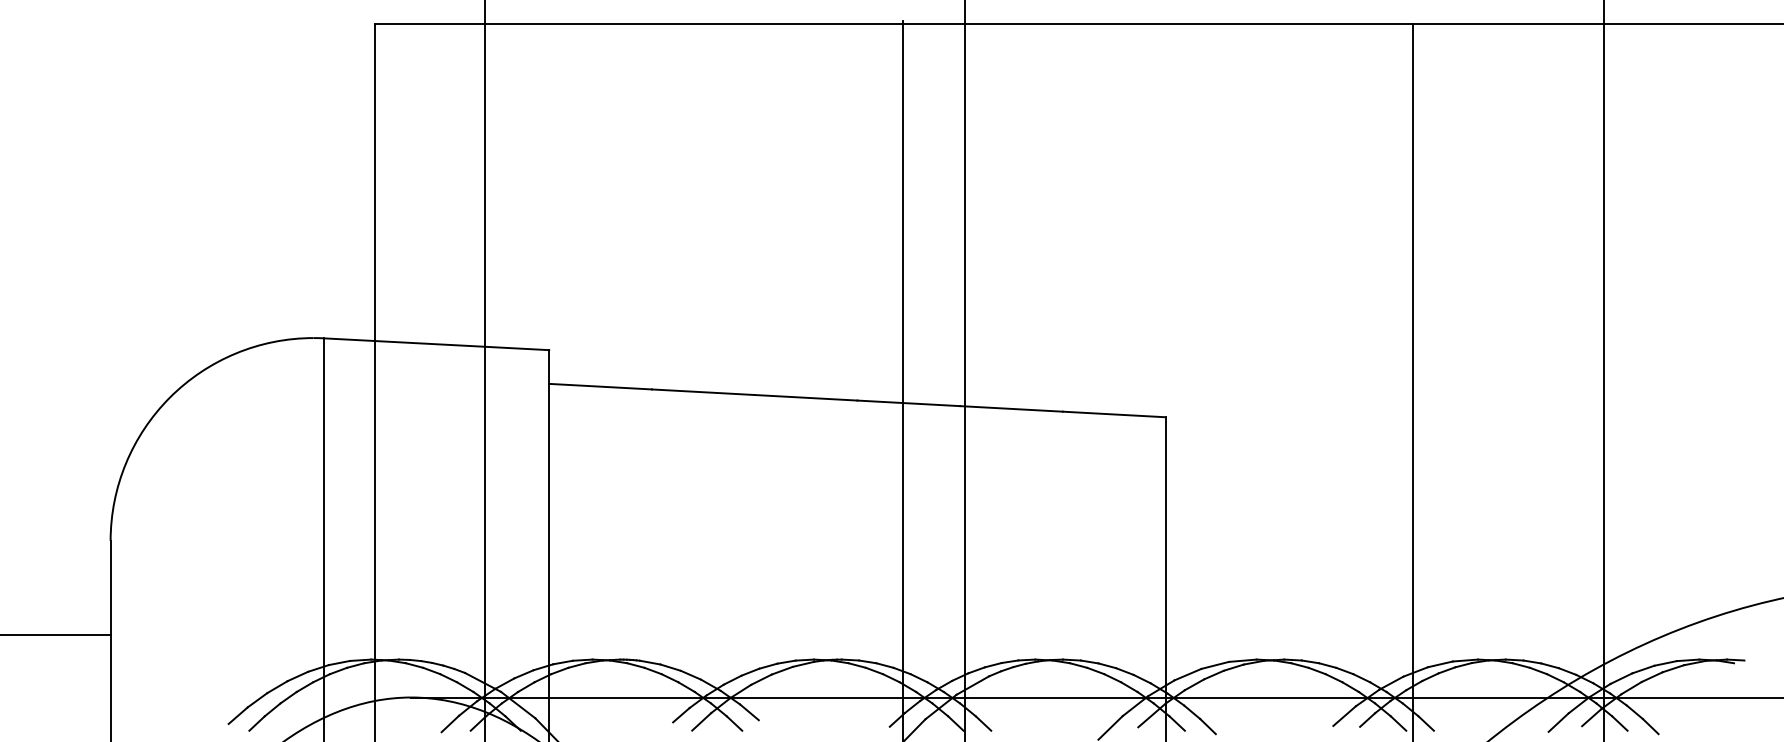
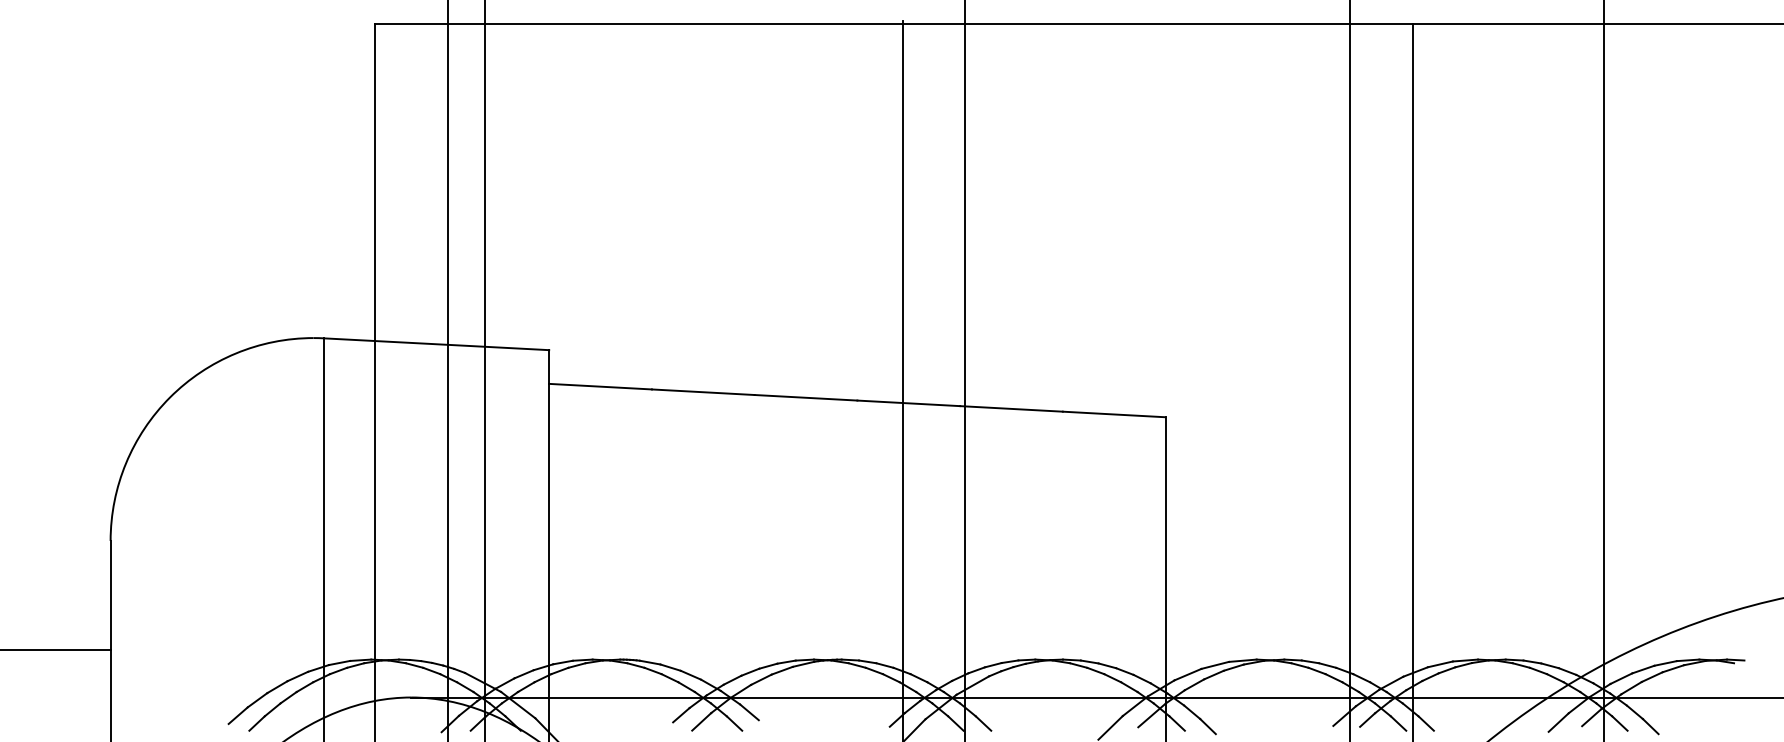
line: none -> present (447, 370)
line: none -> present (1349, 370)
line position: (56, 635) -> (56, 650) (56, 650)
